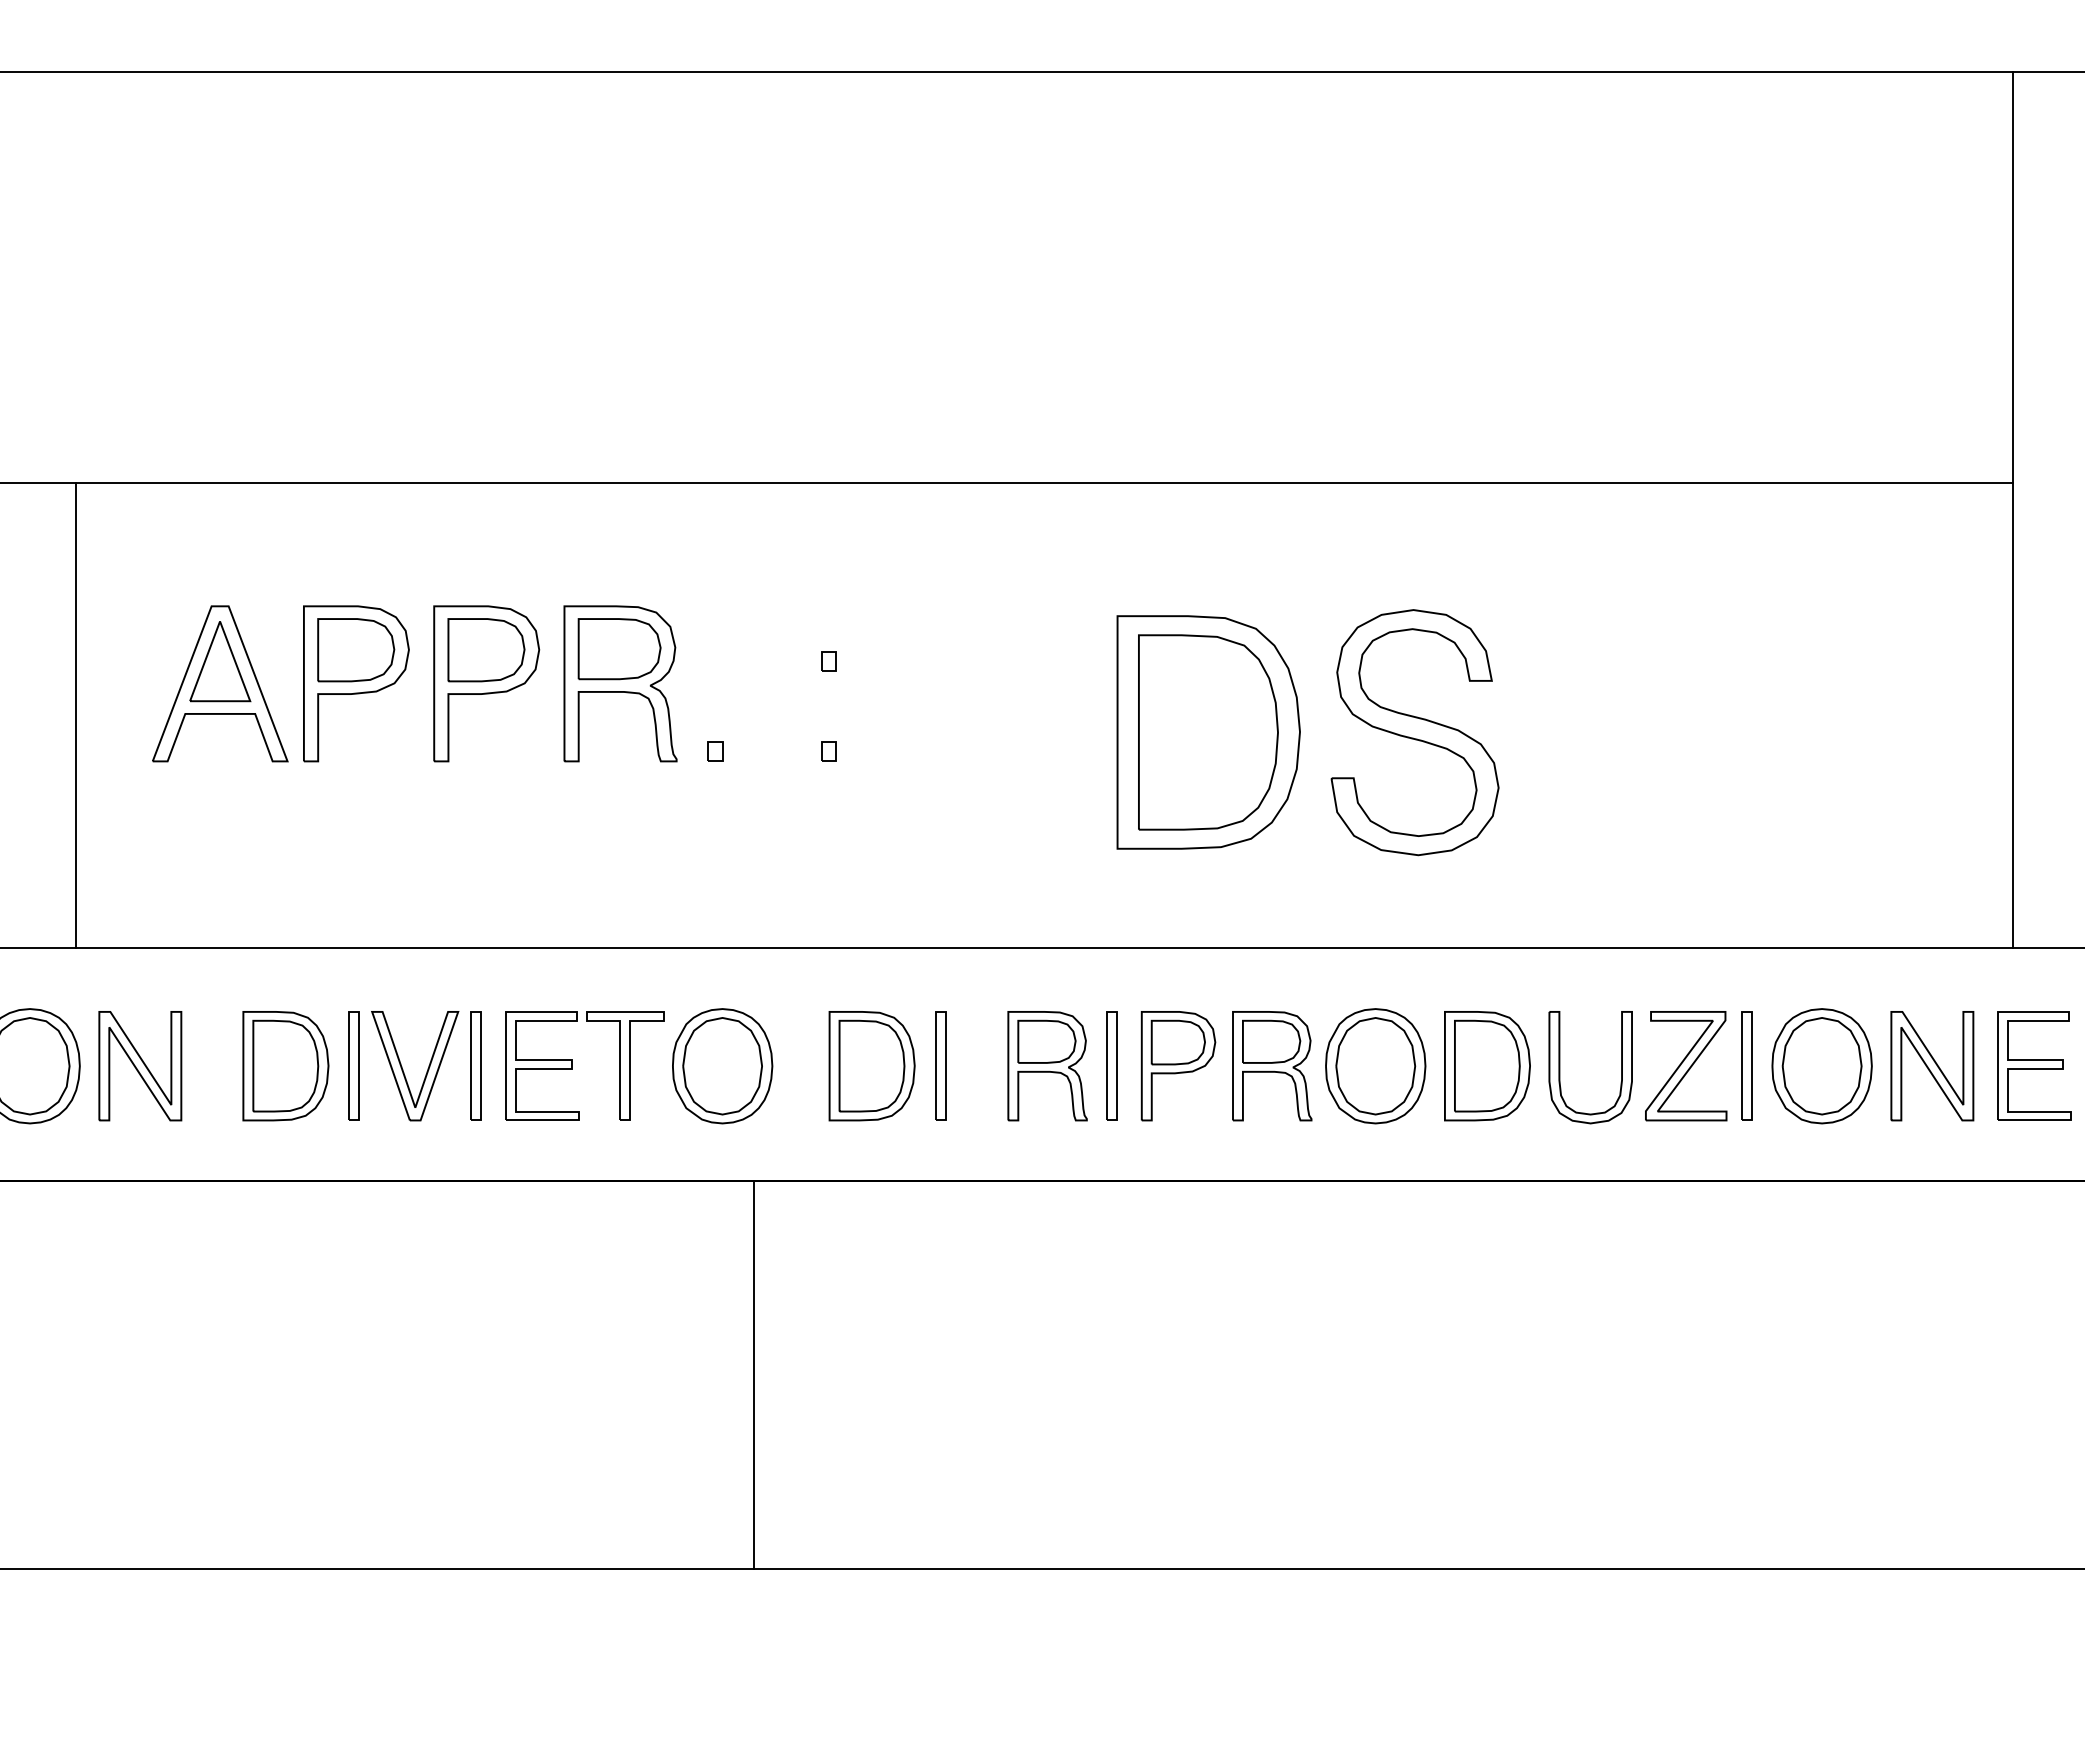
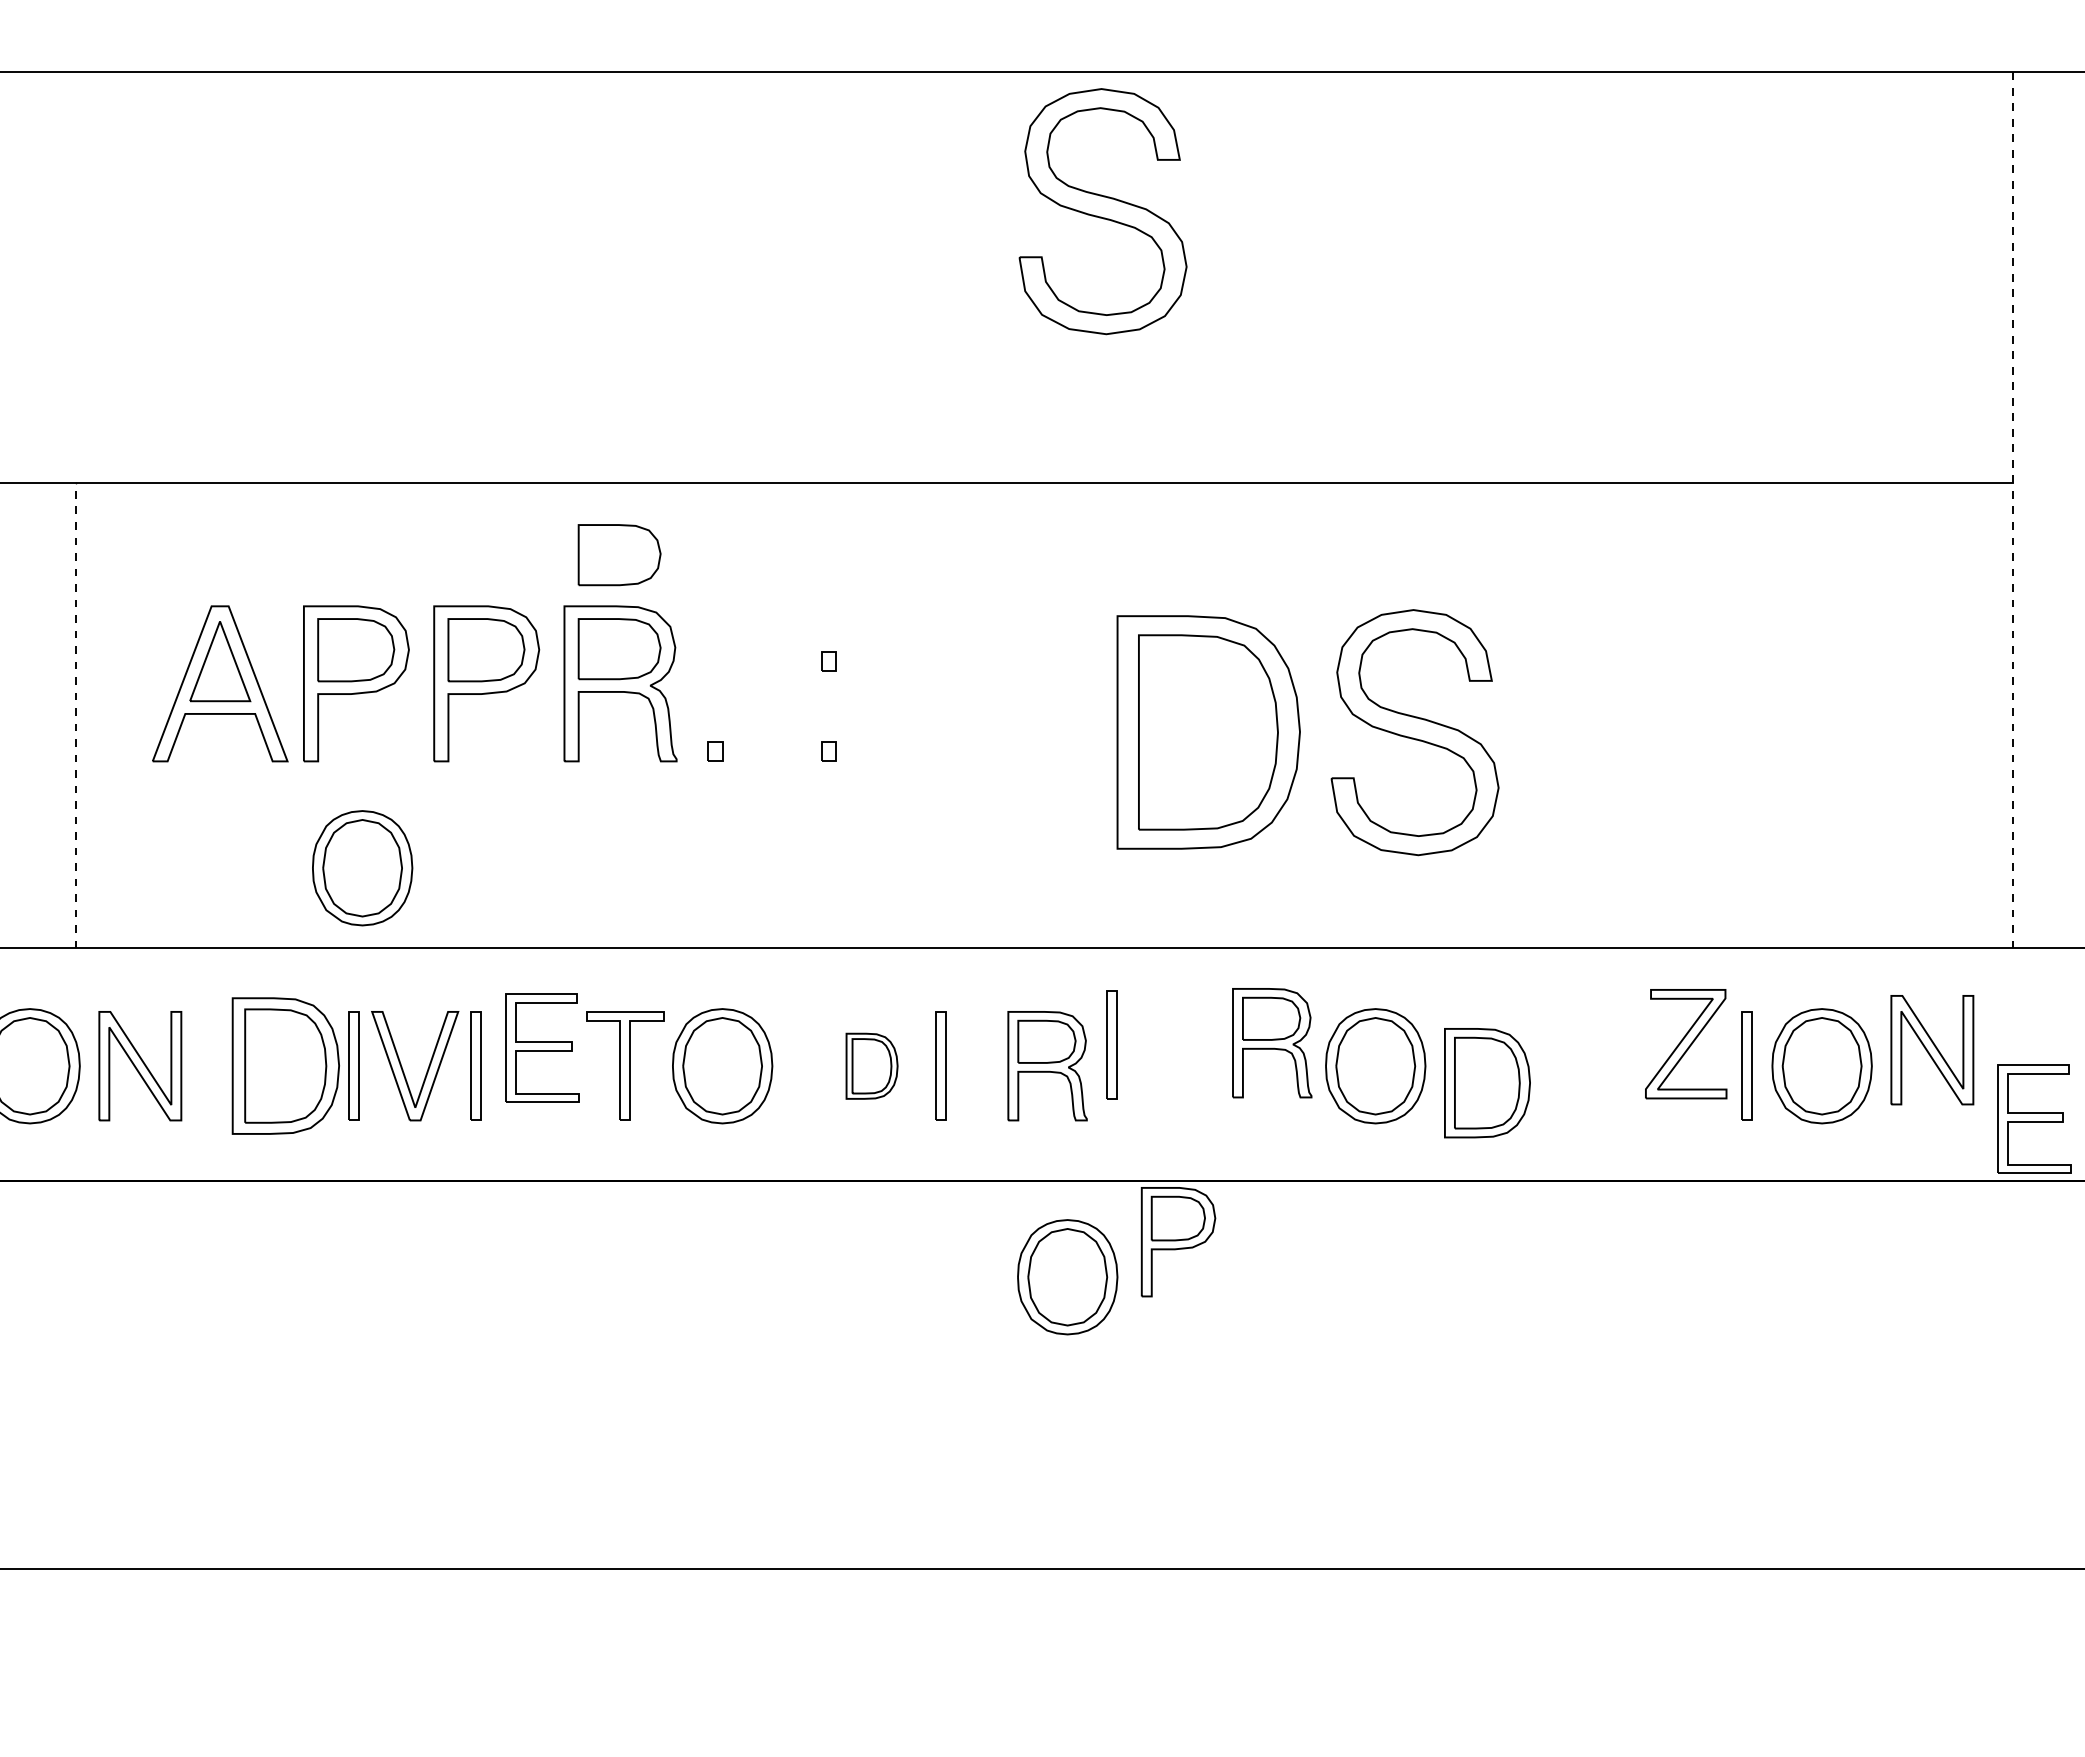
part: none -> present (1102, 211)
line: solid -> dashed (2013, 509)
part: none -> present (619, 555)
line: solid -> dashed (76, 715)
part: none -> present (362, 868)
part position: (542, 1065) -> (542, 1047) (542, 1047)
part position: (1111, 1065) -> (1111, 1044) (1111, 1044)
part position: (2034, 1065) -> (2034, 1118) (2034, 1118)
part size: 88x111 px -> 109x138 px (285, 1065)
part size: 88x111 px -> 54x68 px (871, 1065)
part position: (1178, 1066) -> (1178, 1242) (1178, 1242)
part position: (1272, 1066) -> (1272, 1043) (1272, 1043)
part position: (1487, 1066) -> (1487, 1083) (1487, 1083)
part position: (1686, 1066) -> (1686, 1044) (1686, 1044)
part position: (1932, 1066) -> (1932, 1050) (1932, 1050)
part: present -> none (1560, 1067)
part: none -> present (1067, 1277)
line: present -> none (753, 1374)
